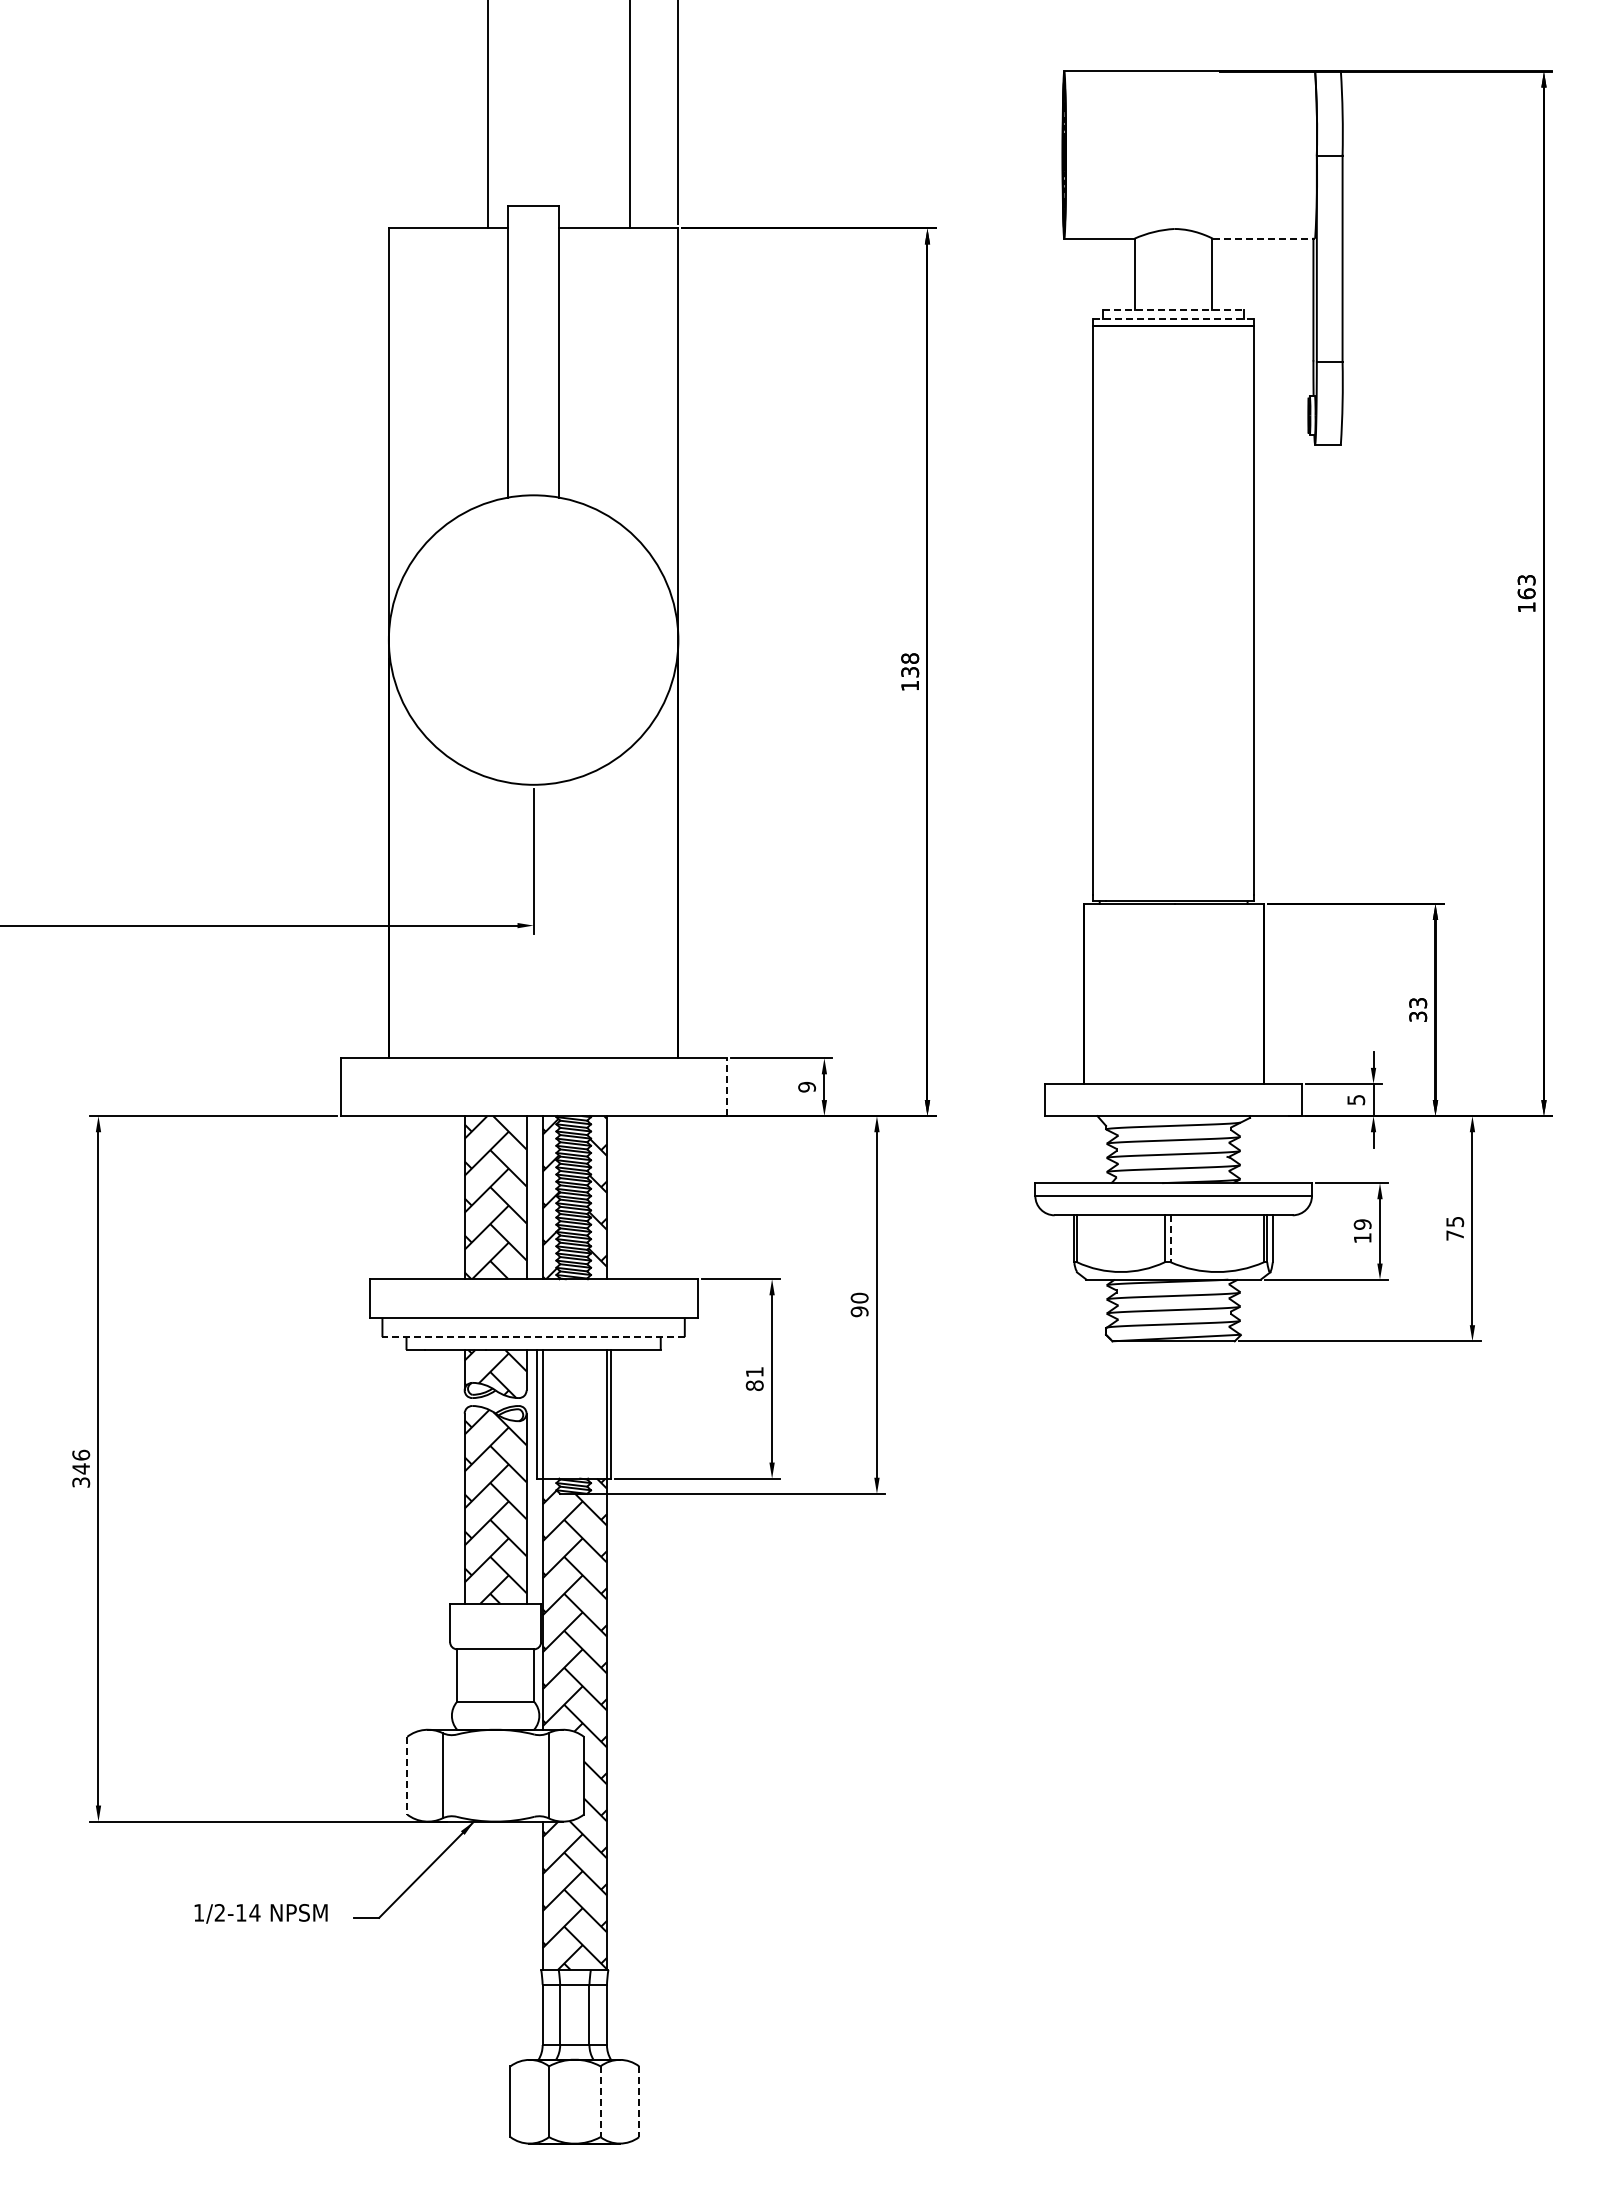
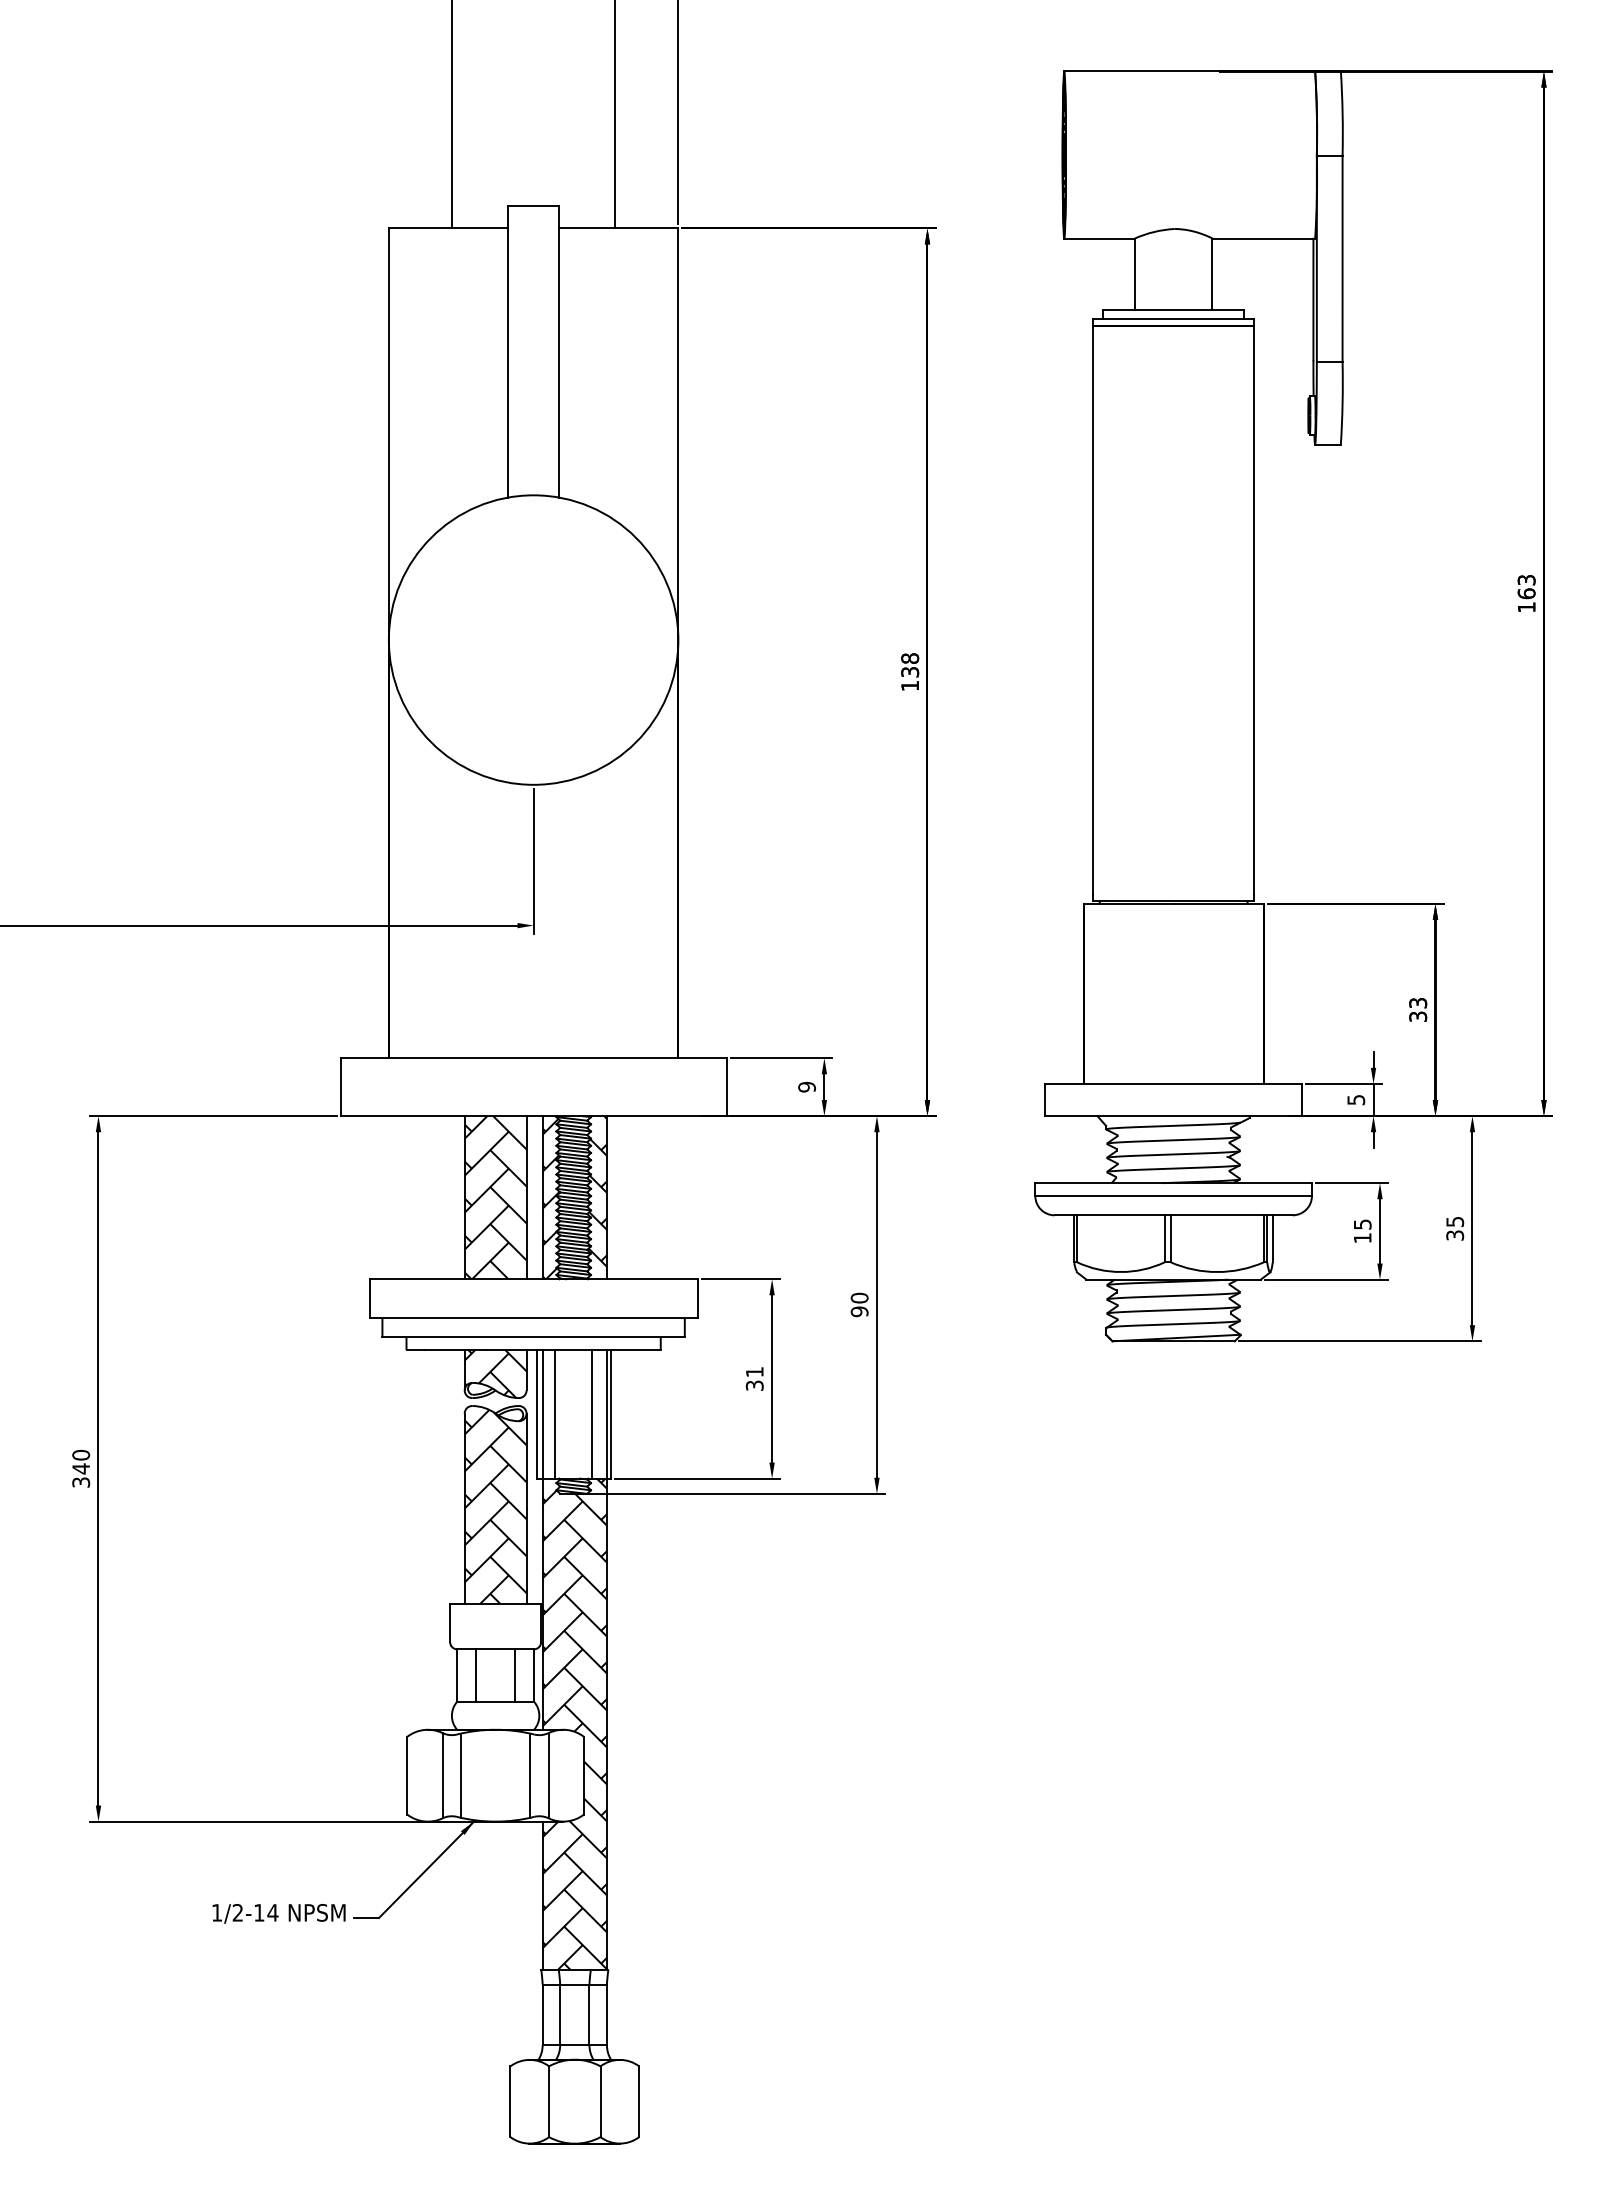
line position: (487, 115) -> (451, 115) (451, 115)
line position: (630, 115) -> (615, 115) (615, 115)
line: dashed -> solid (1264, 238)
line: dashed -> solid (1173, 309)
line: dashed -> solid (1174, 319)
line: dashed -> solid (726, 1087)
text: 19 -> 15 (1362, 1224)
text: 75 -> 35 (1455, 1235)
line: dashed -> solid (1170, 1239)
line: dashed -> solid (533, 1337)
text: 81 -> 31 (754, 1385)
line: none -> present (555, 1413)
line: none -> present (592, 1413)
text: 346 -> 340 (80, 1454)
line: none -> present (476, 1675)
line: none -> present (514, 1675)
line: dashed -> solid (407, 1775)
line: none -> present (461, 1775)
line: none -> present (530, 1775)
text position: (260, 1913) -> (278, 1913) (278, 1913)
line: dashed -> solid (600, 2102)
line: dashed -> solid (639, 2102)
